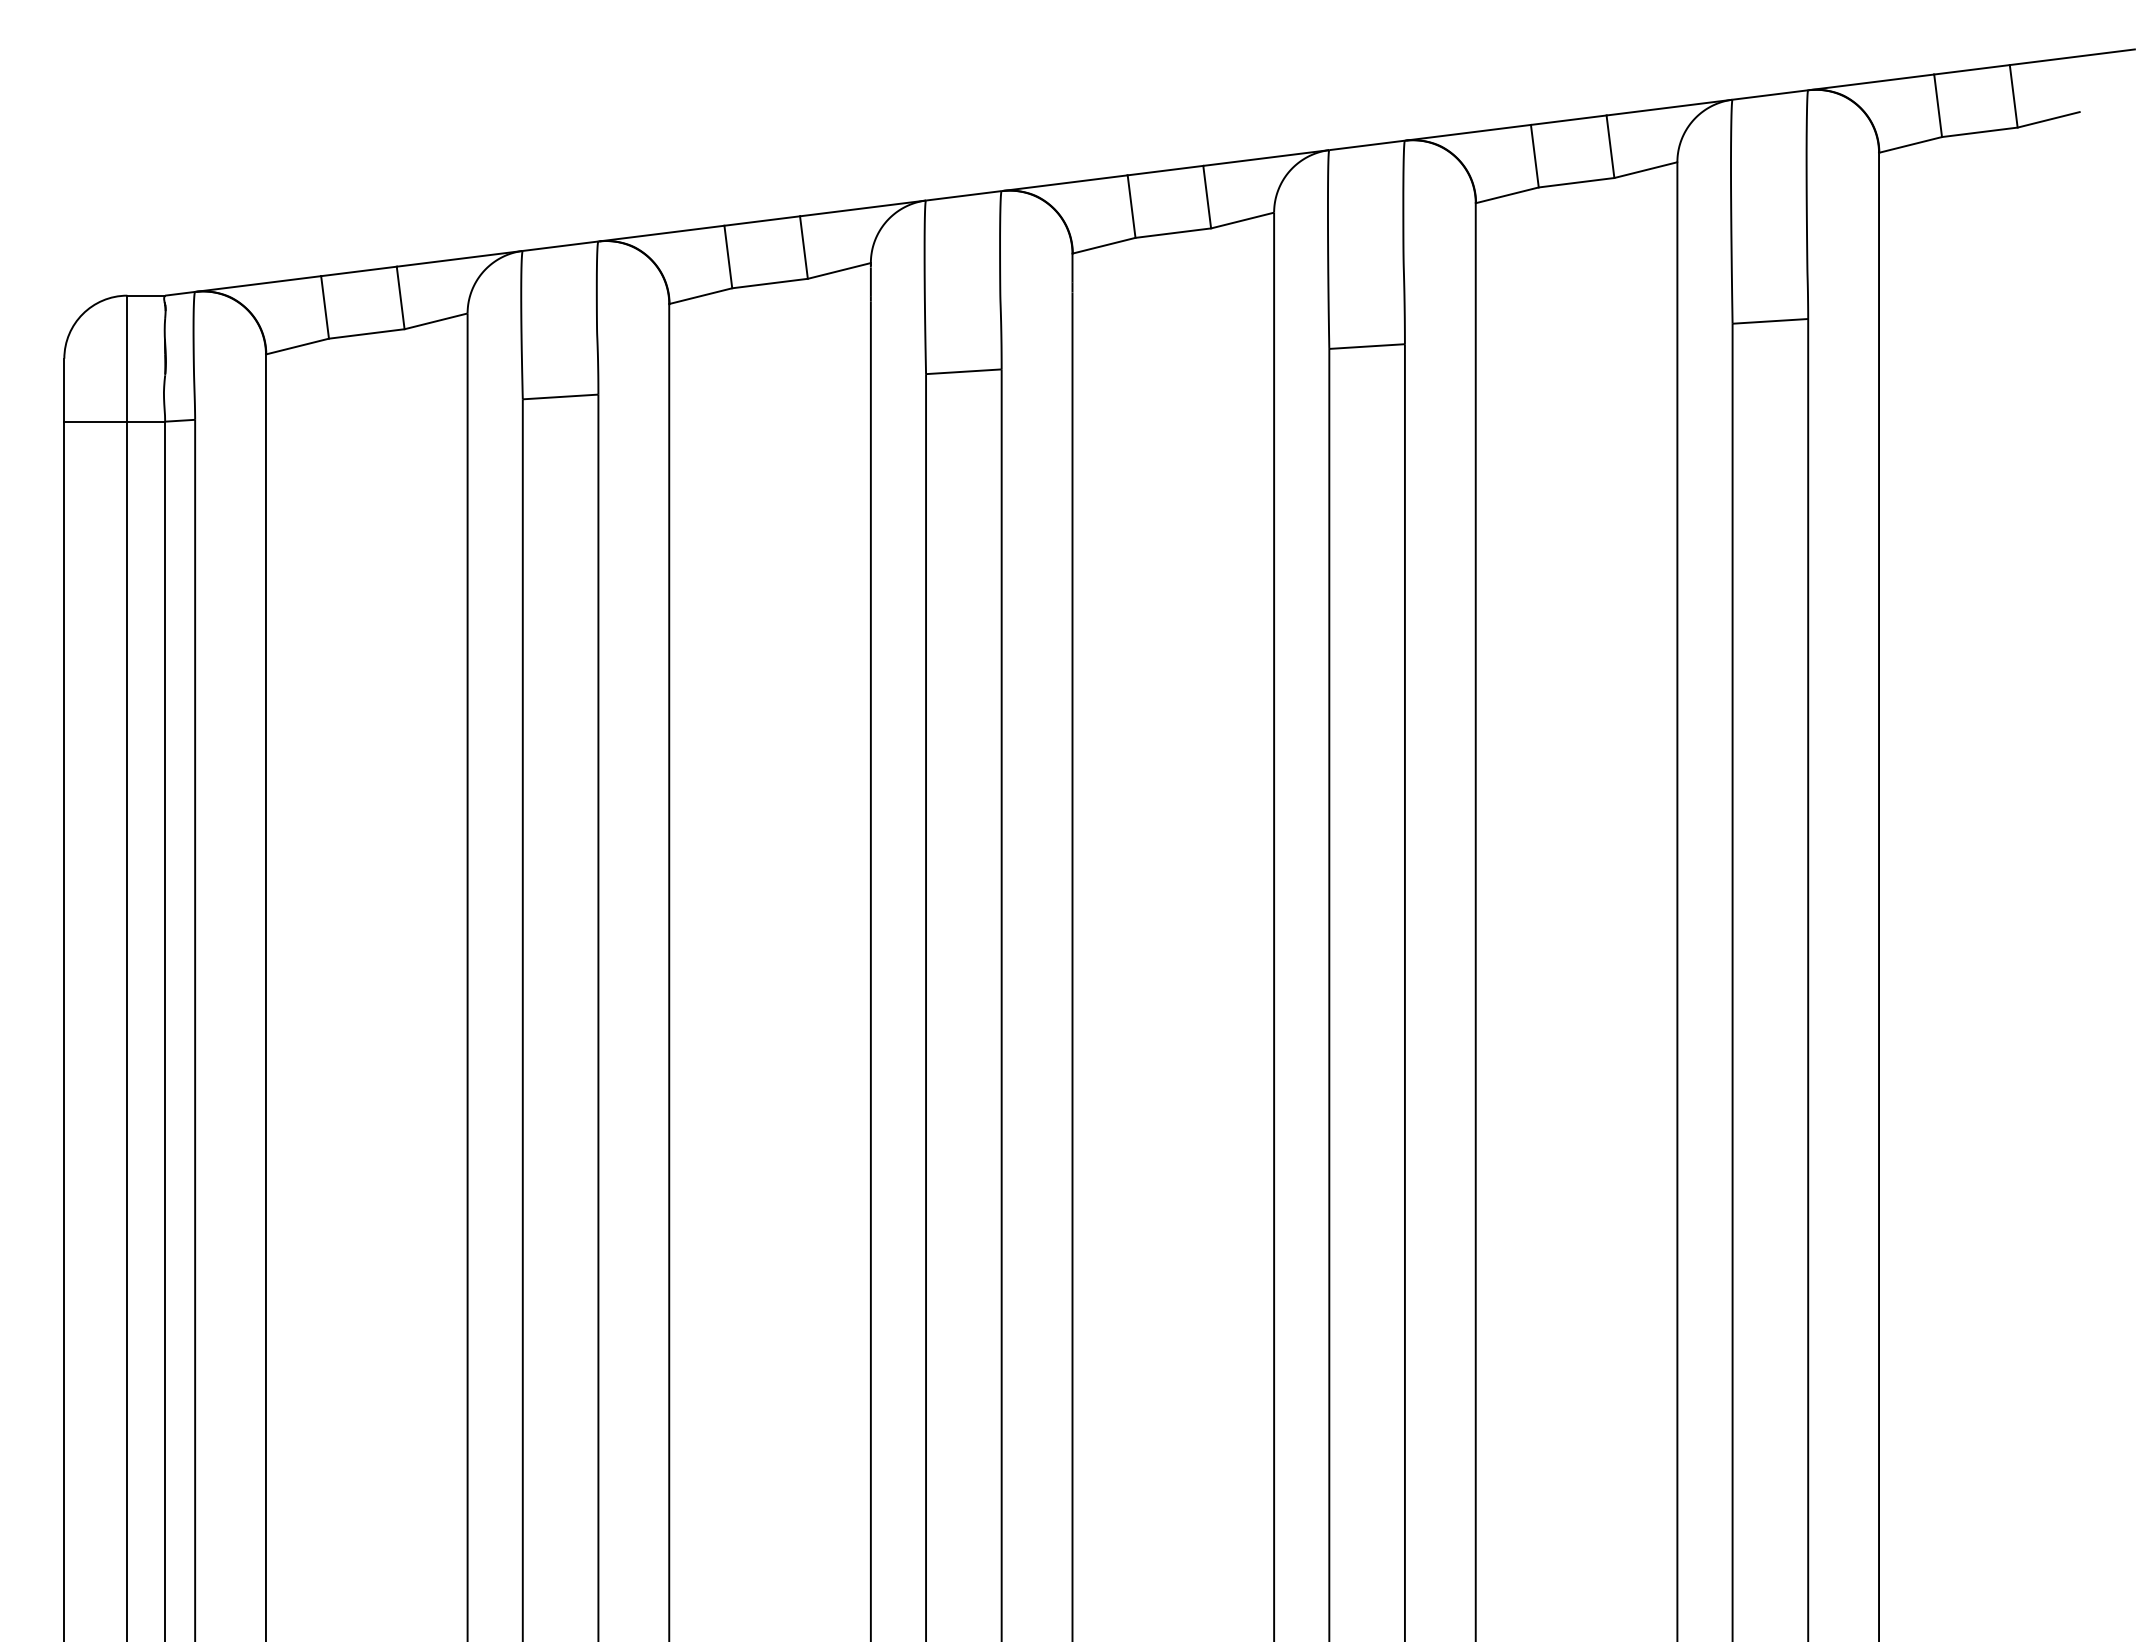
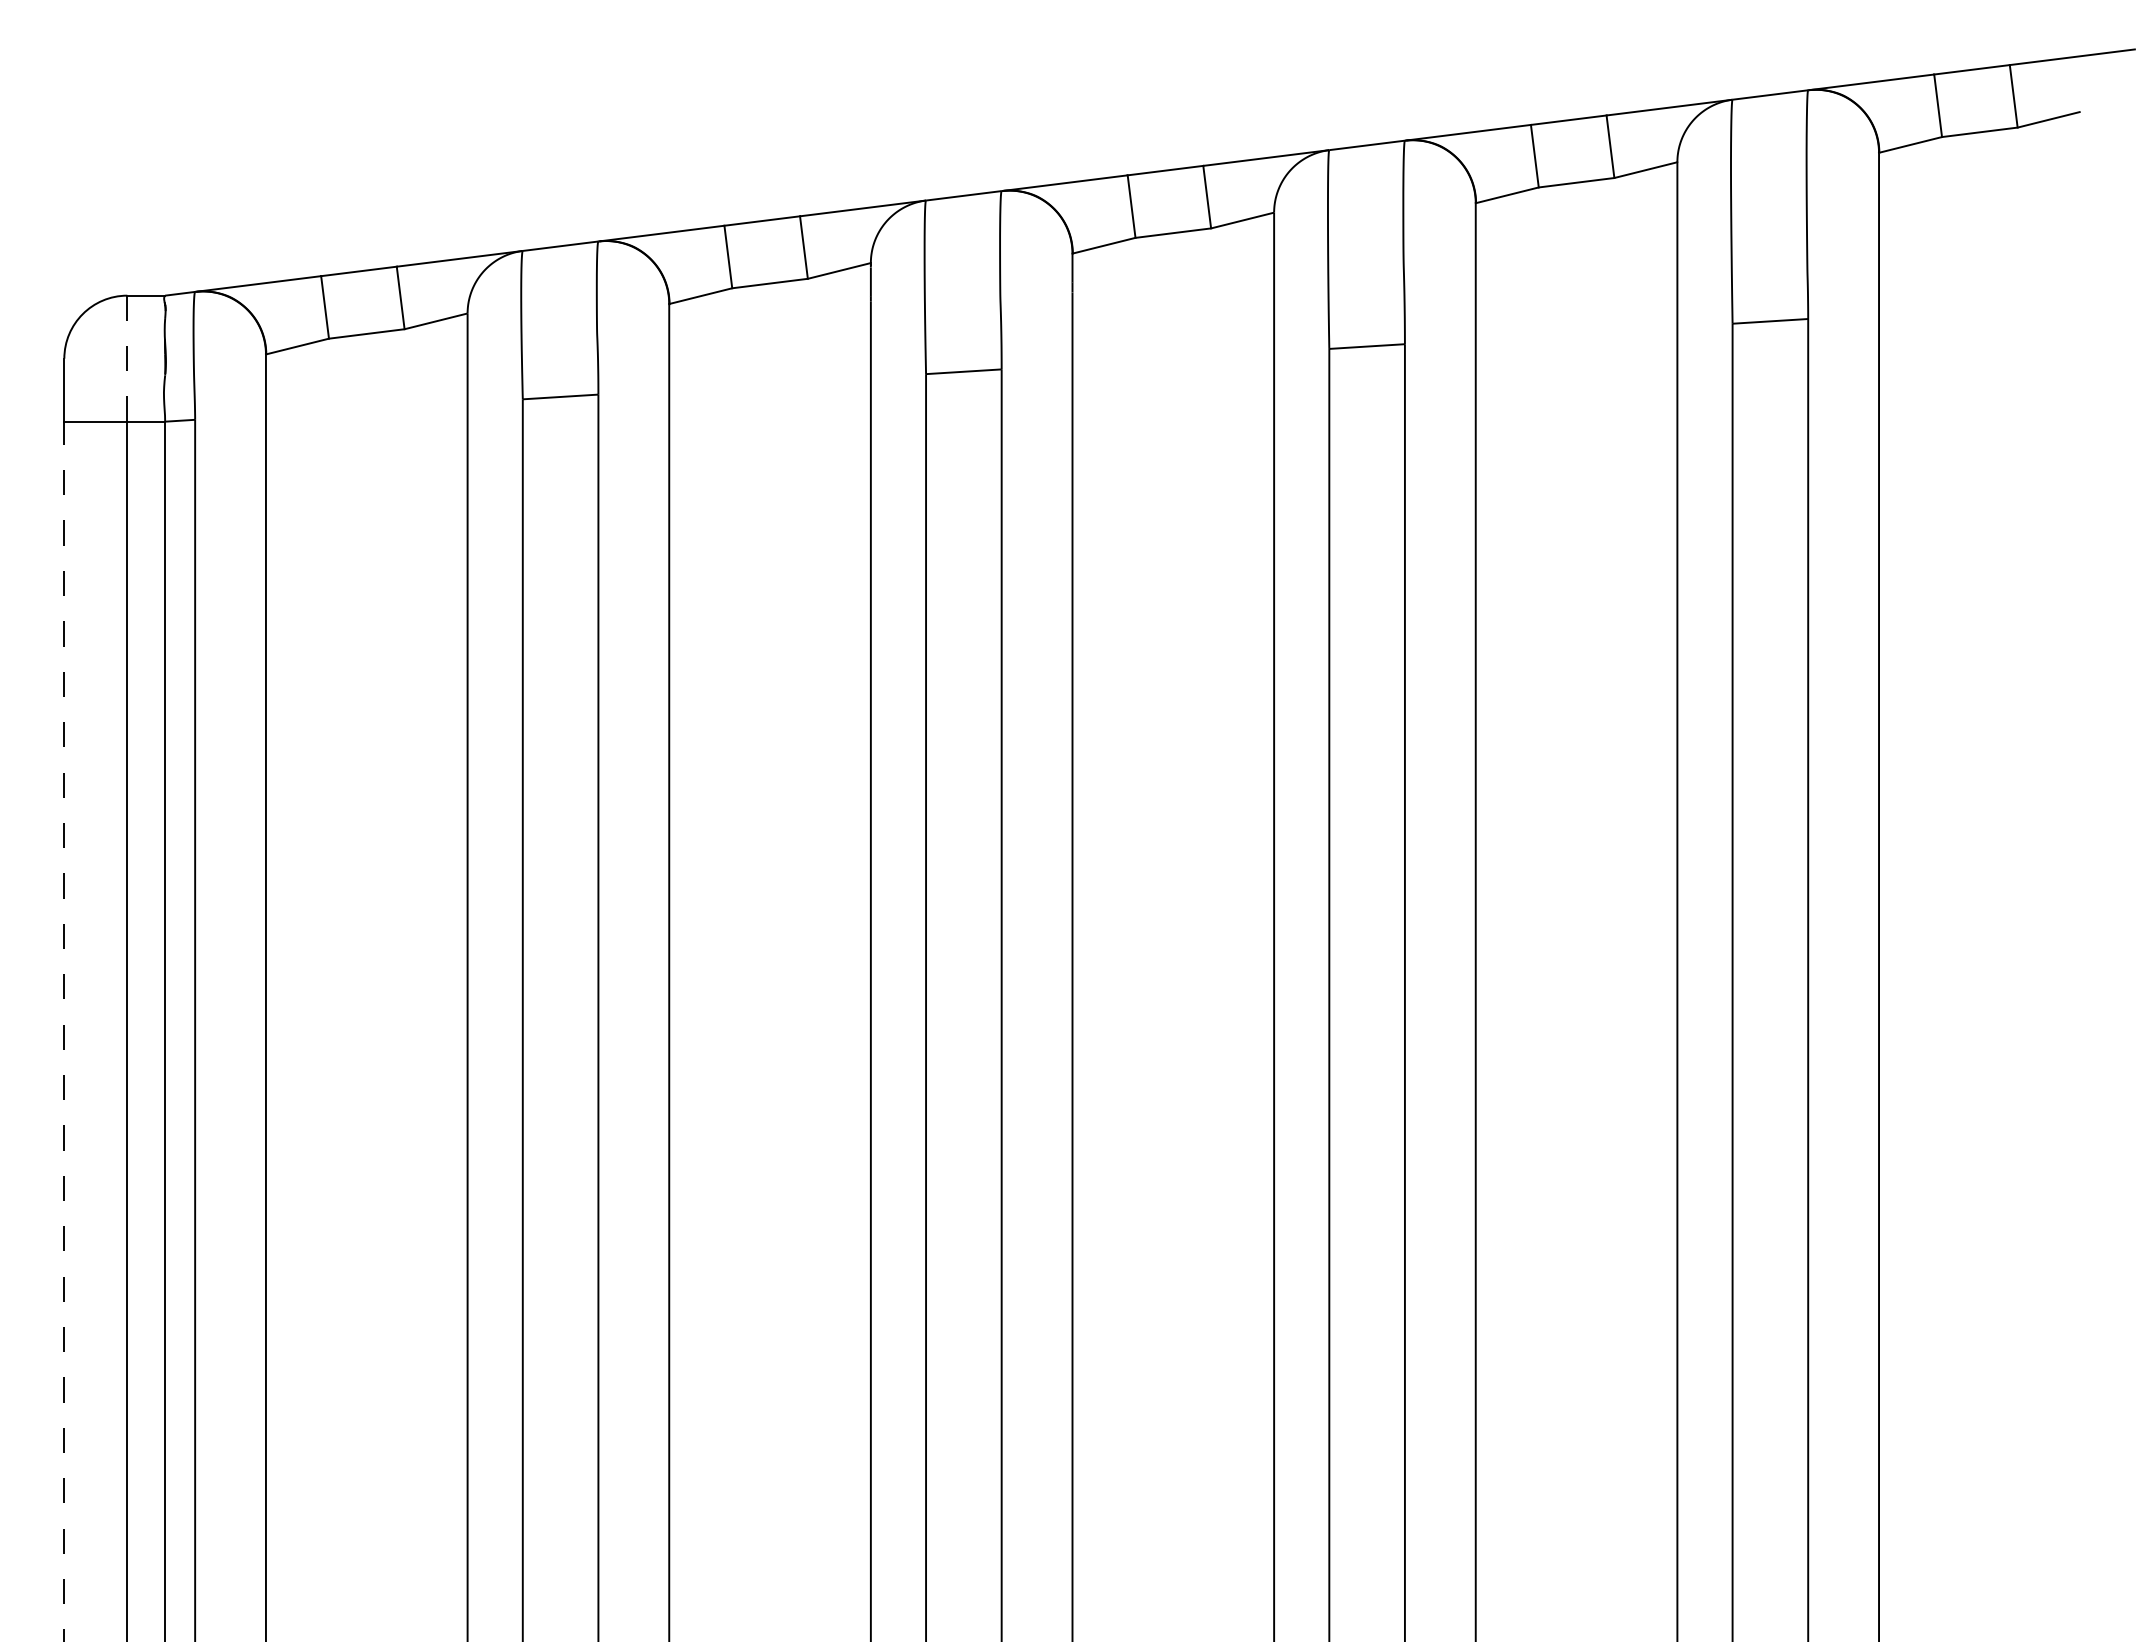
line: solid -> dashed (127, 358)
line: solid -> dashed (64, 1031)
